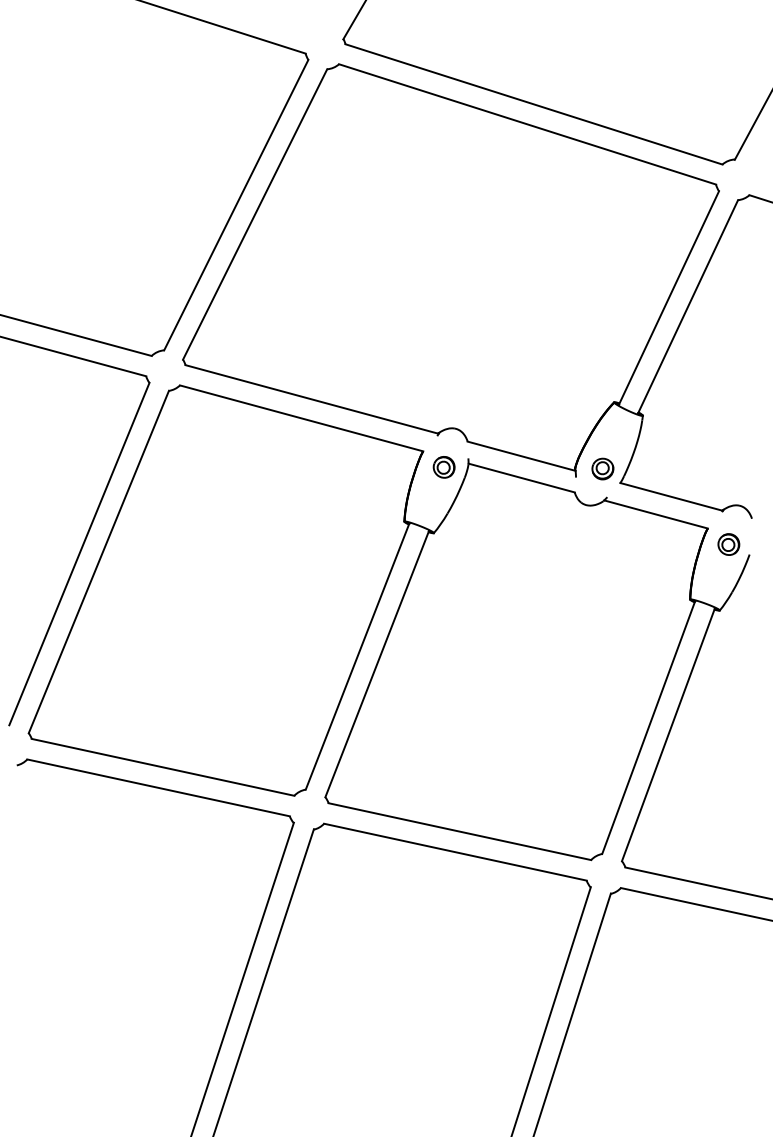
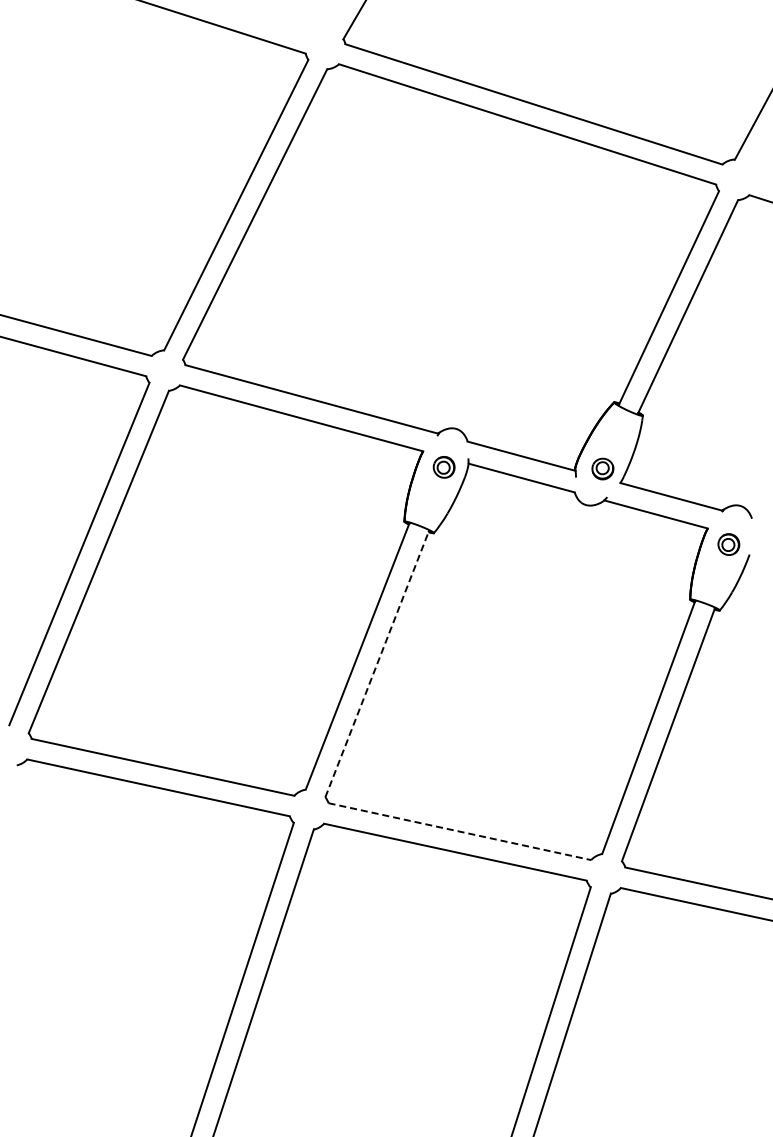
line: solid -> dashed (377, 664)
line: solid -> dashed (460, 831)
